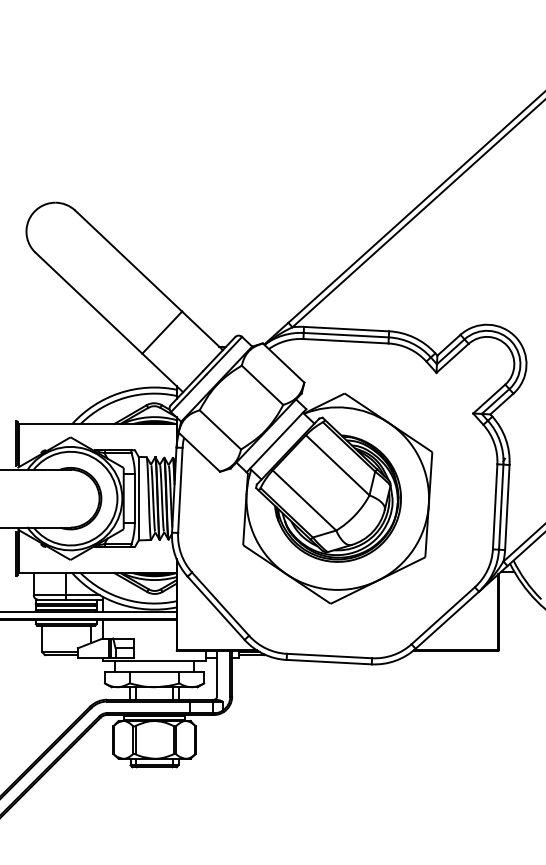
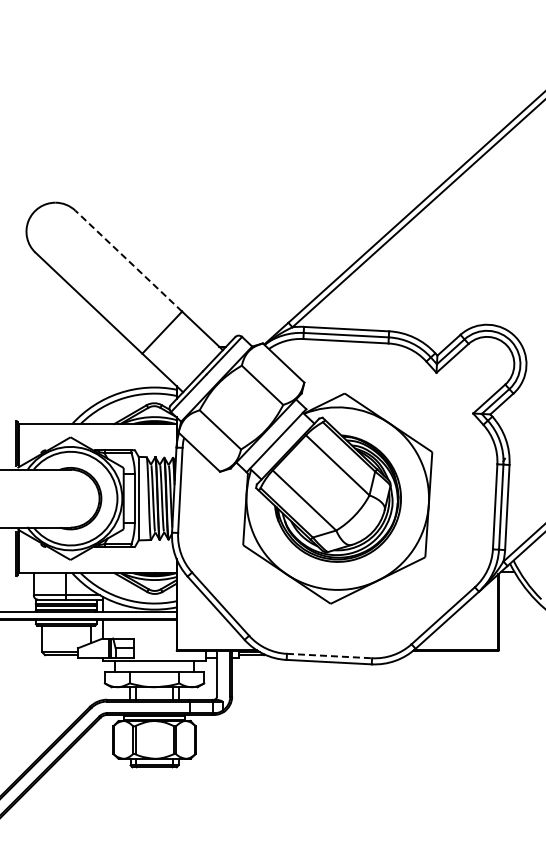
line: solid -> dashed (128, 260)
line: solid -> dashed (329, 656)
